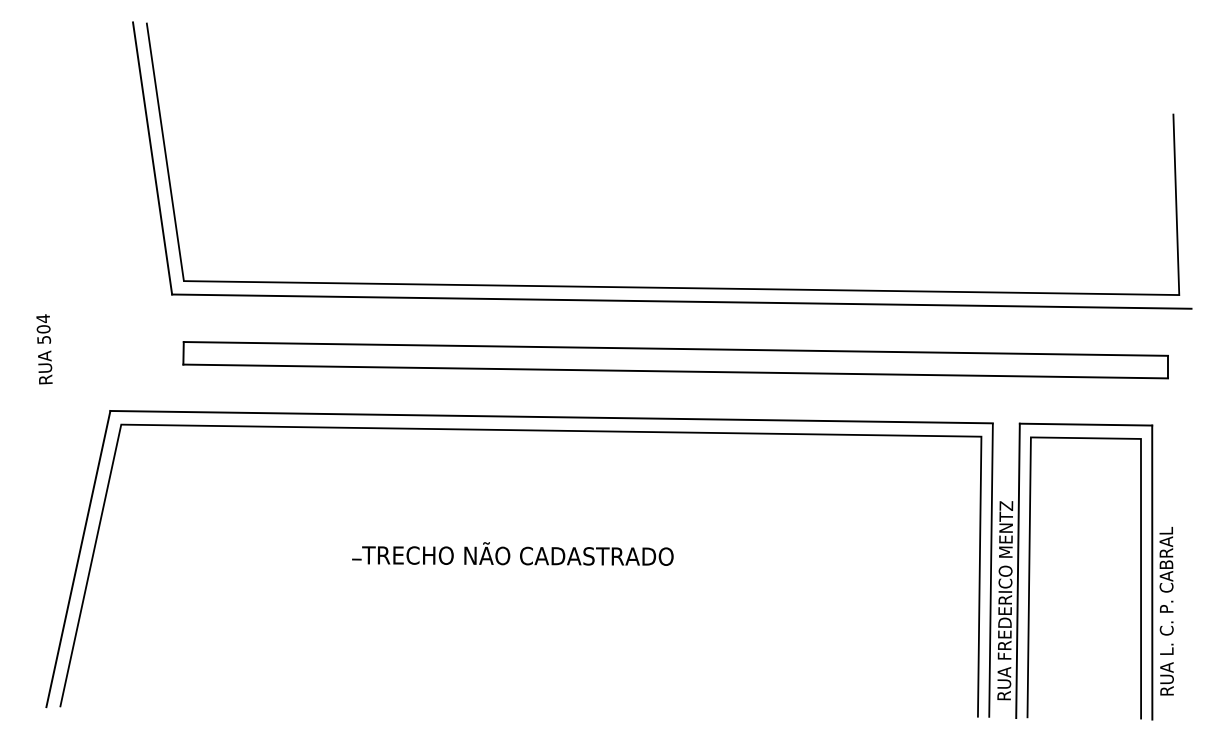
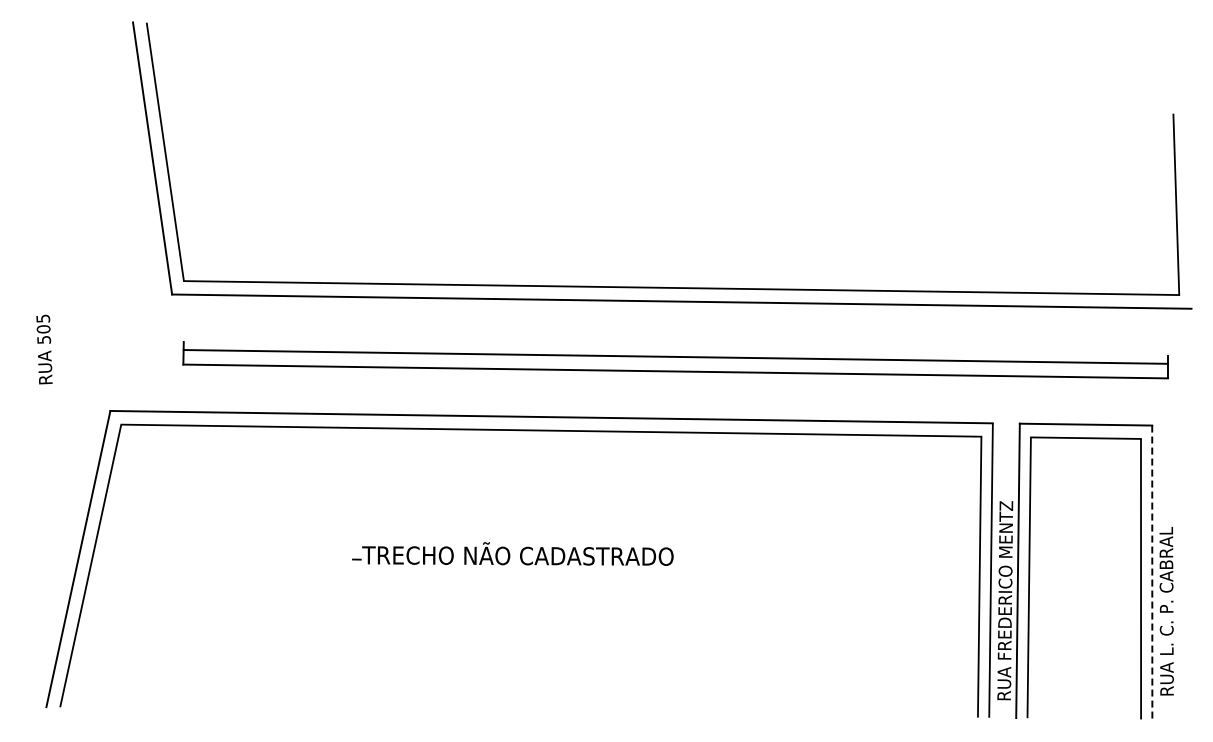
text: 504 -> 505 (43, 318)
line position: (675, 348) -> (675, 356) (675, 356)
line: solid -> dashed (1152, 573)
